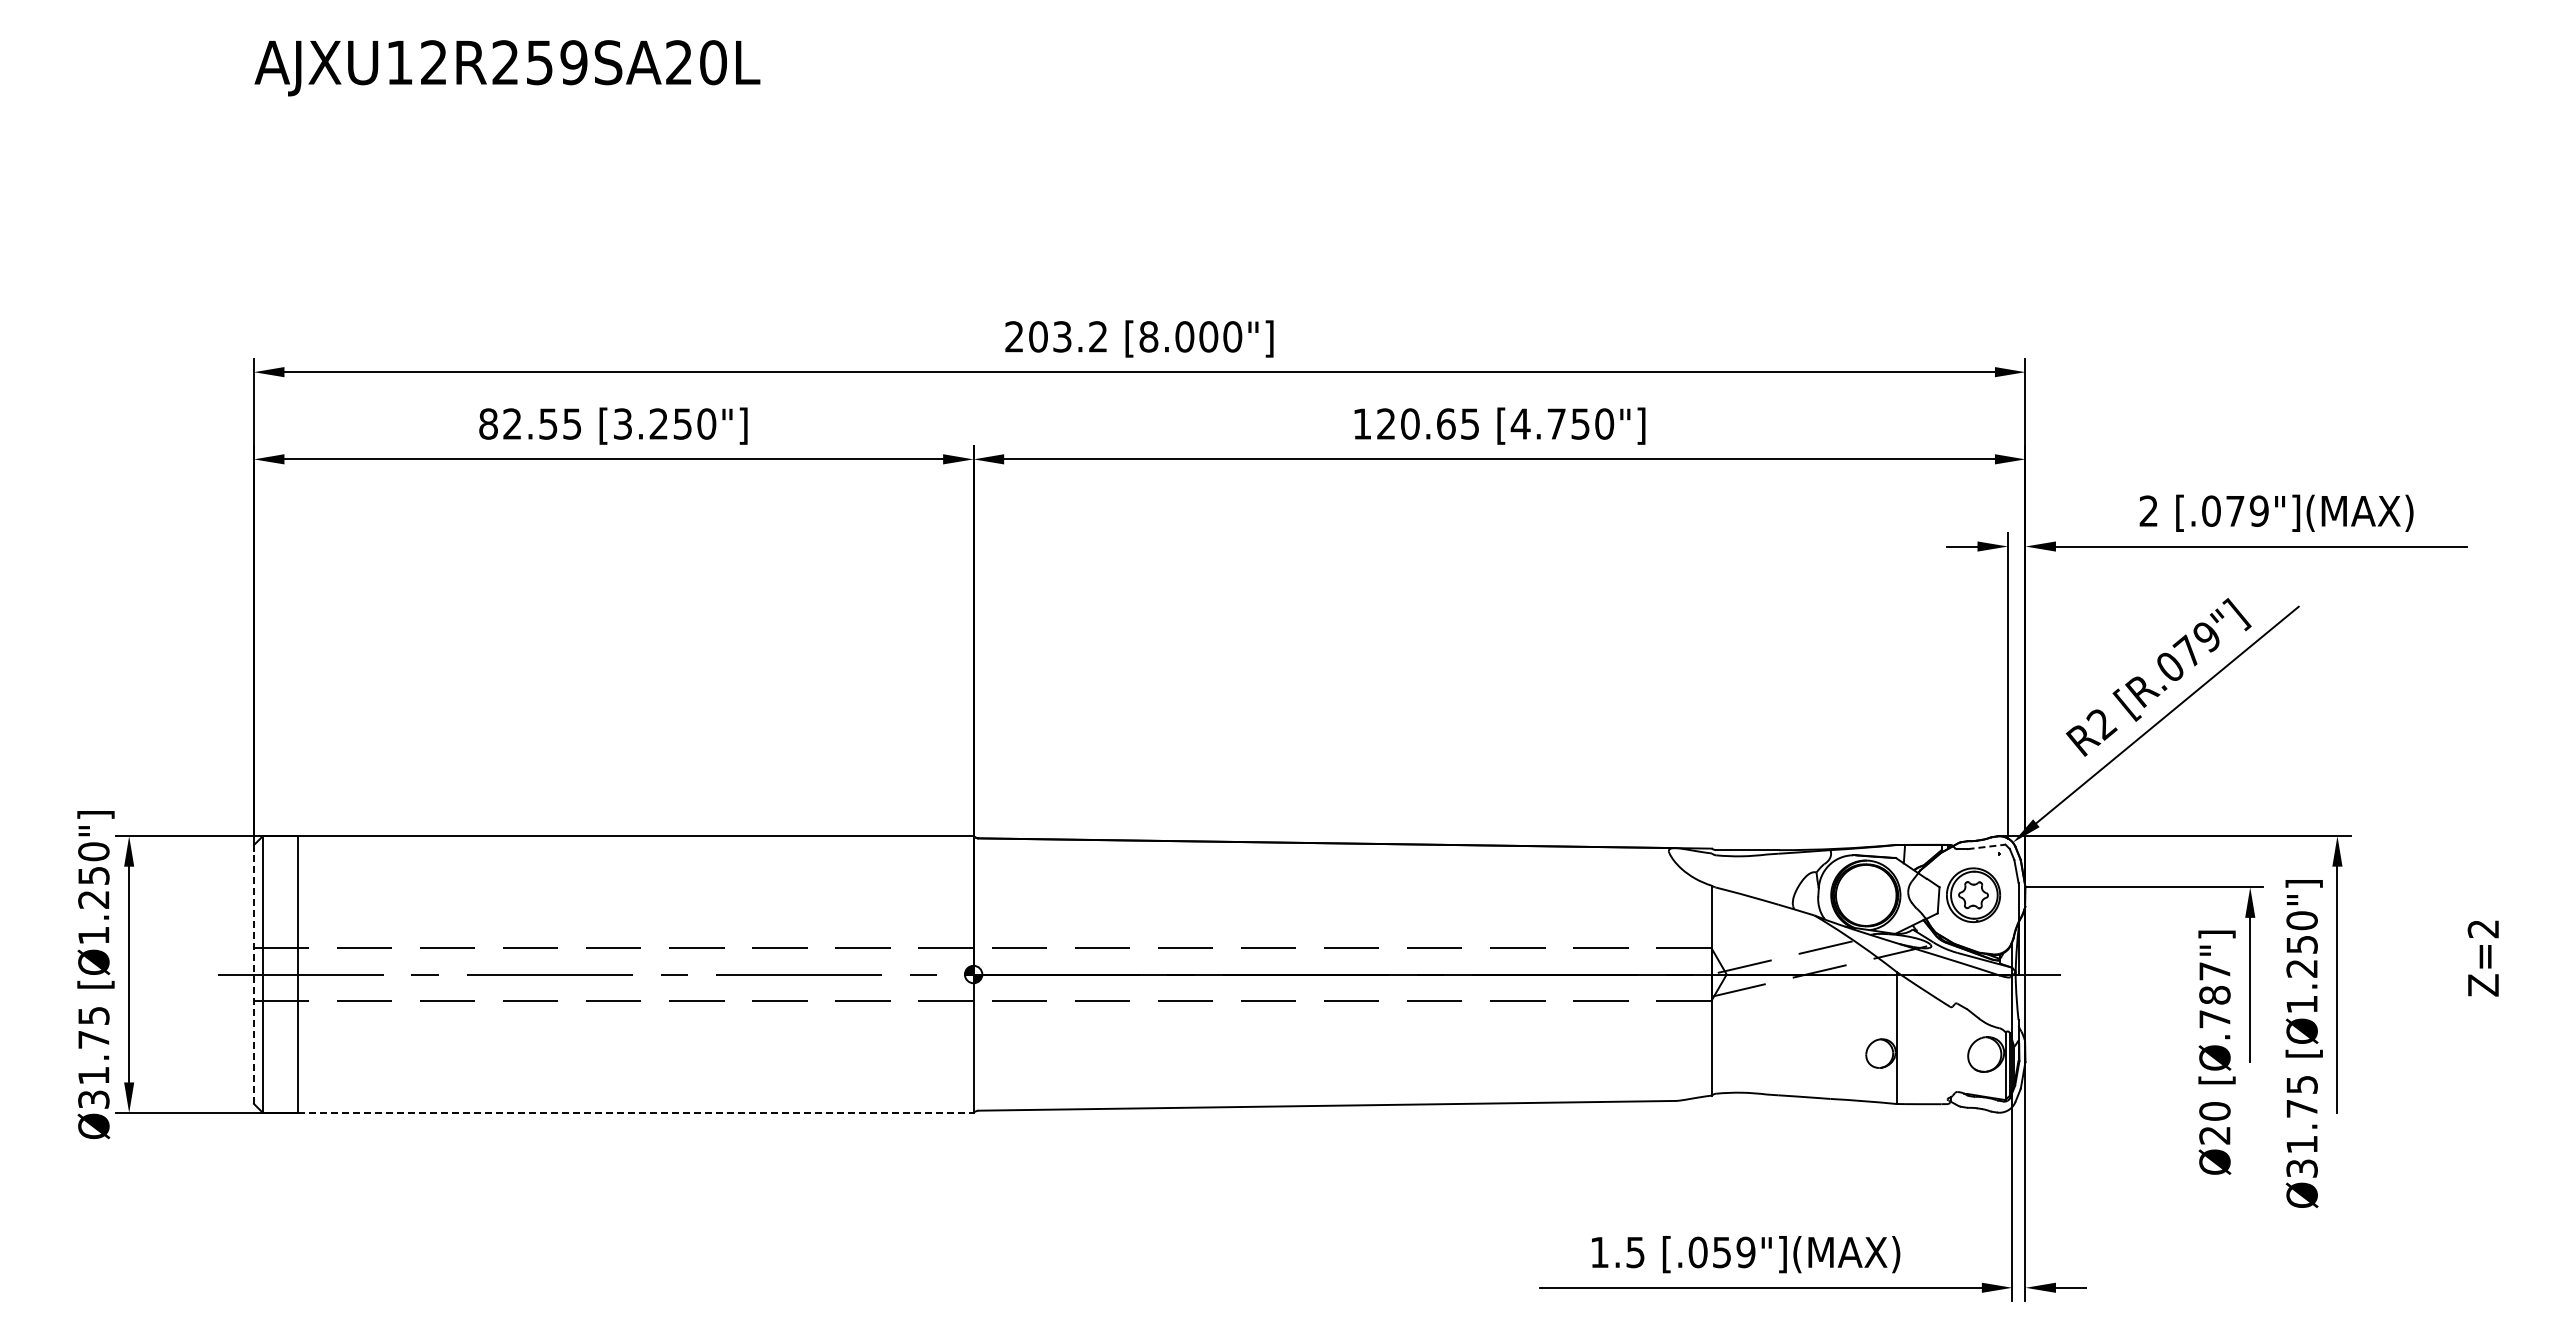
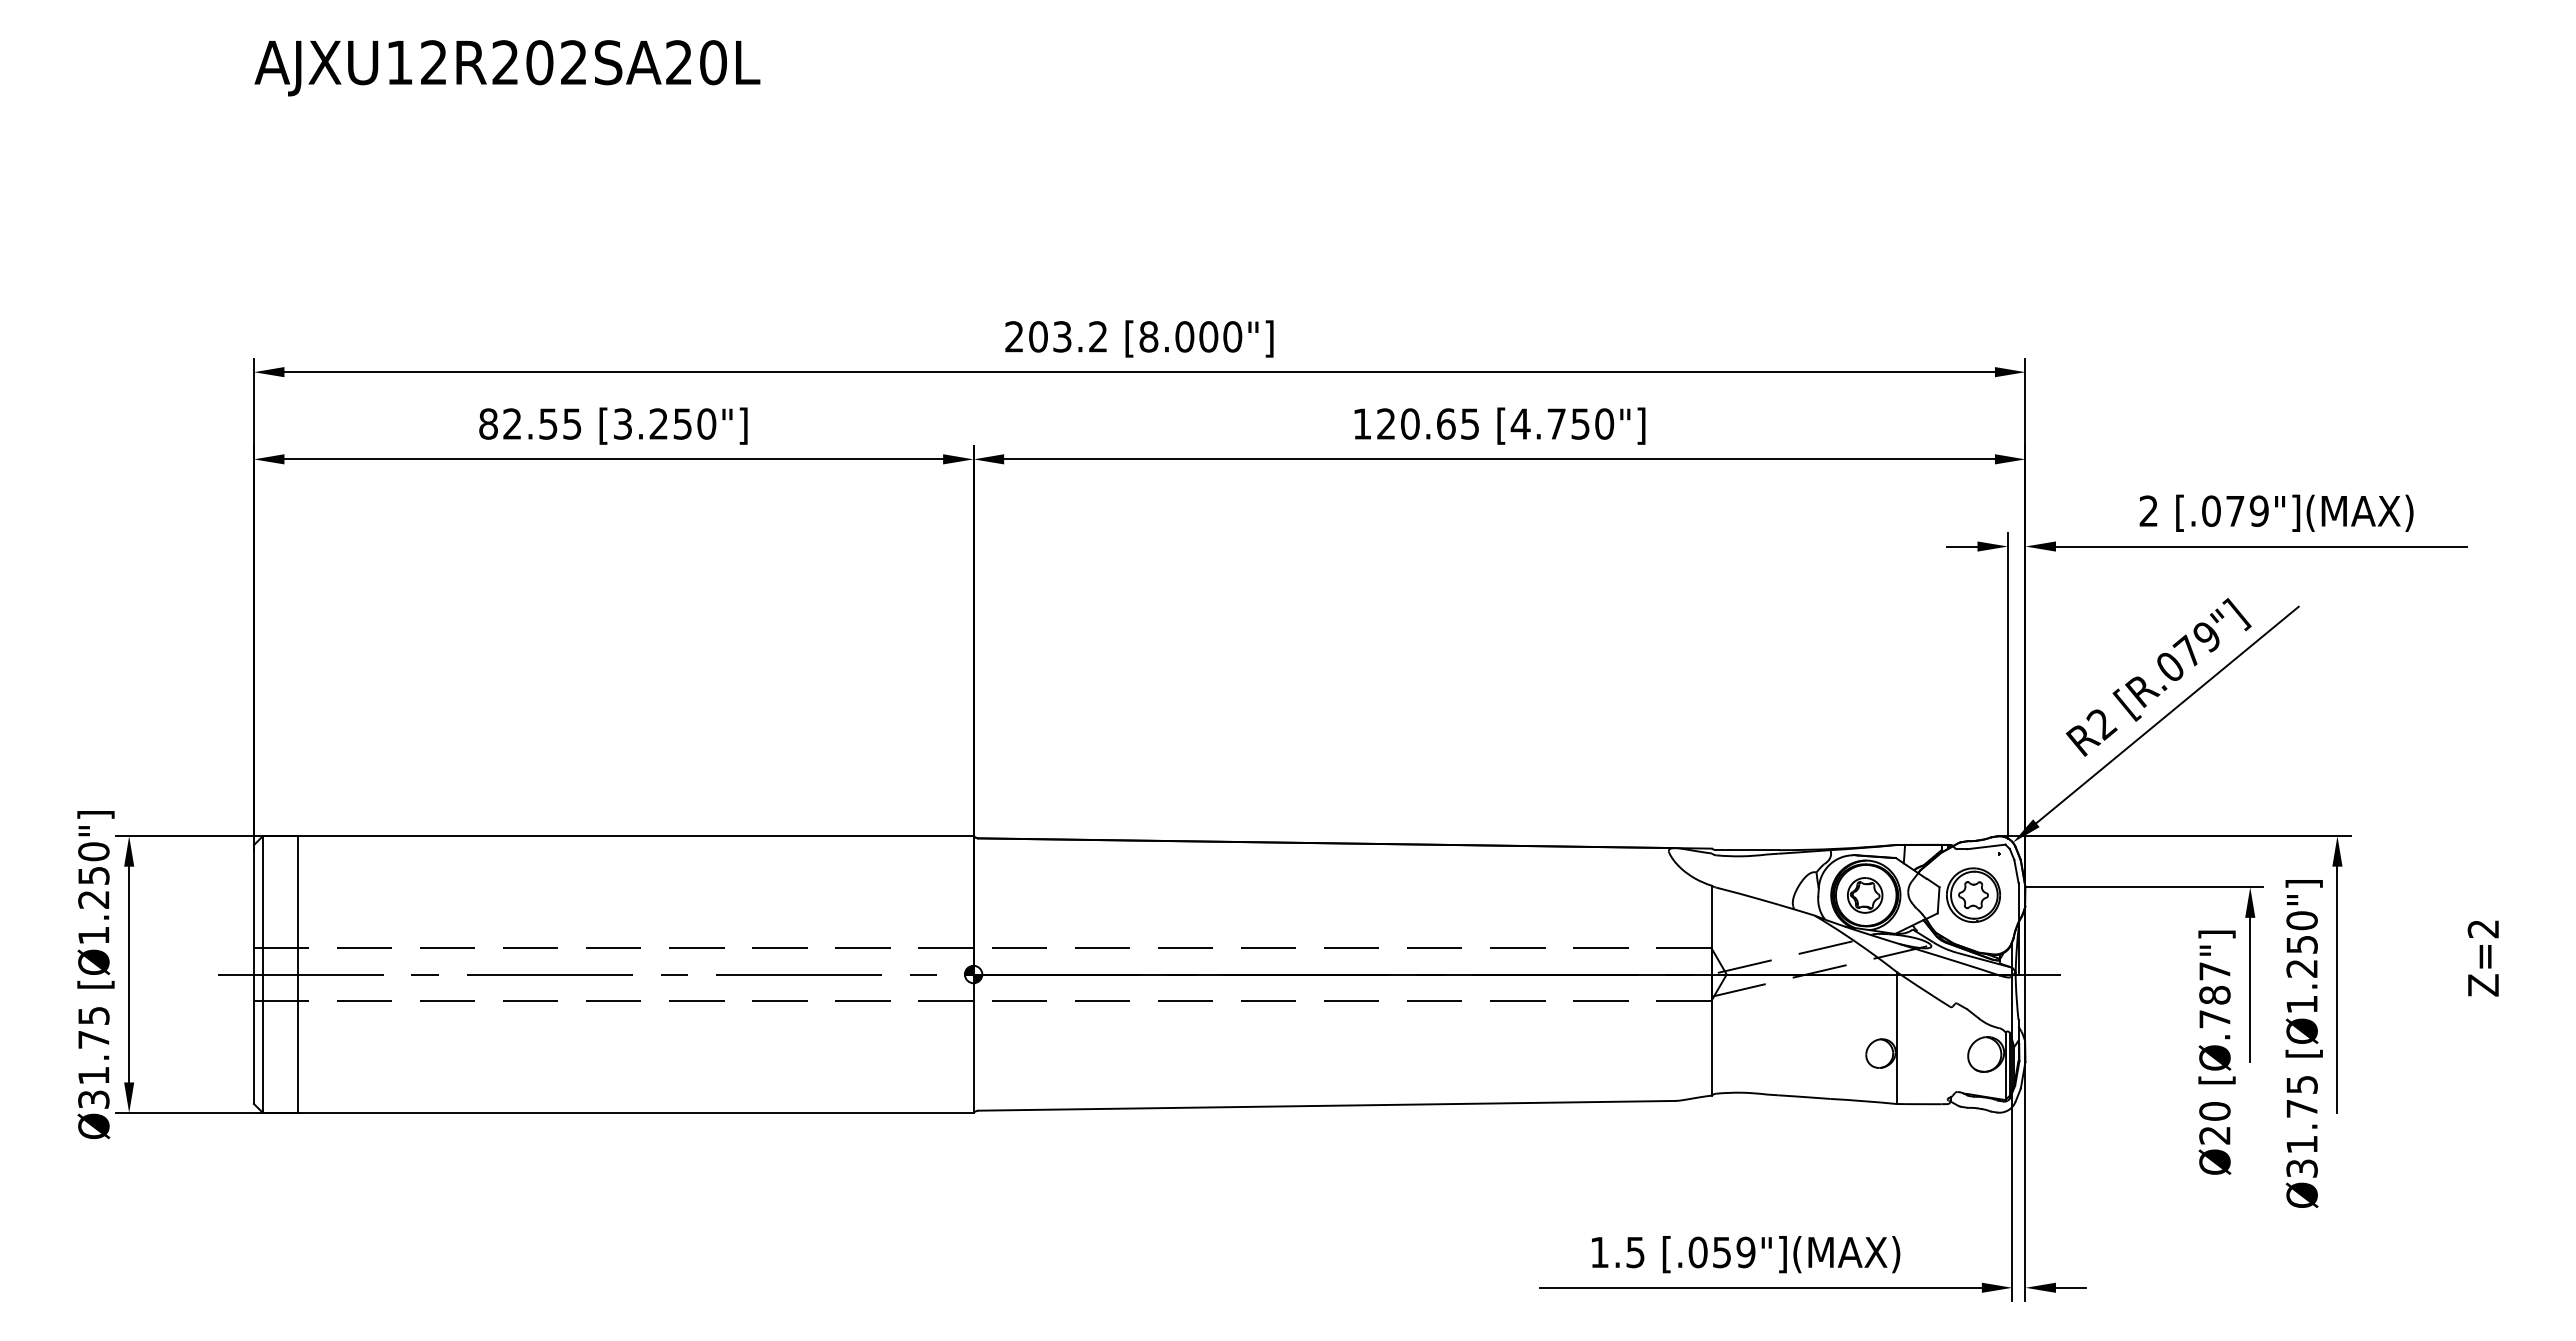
text: AJXU12R259SA20L -> AJXU12R202SA20L (556, 62)
line: dashed -> solid (1987, 846)
part: none -> present (1865, 895)
line: dashed -> solid (253, 974)
line: dashed -> solid (636, 1112)
